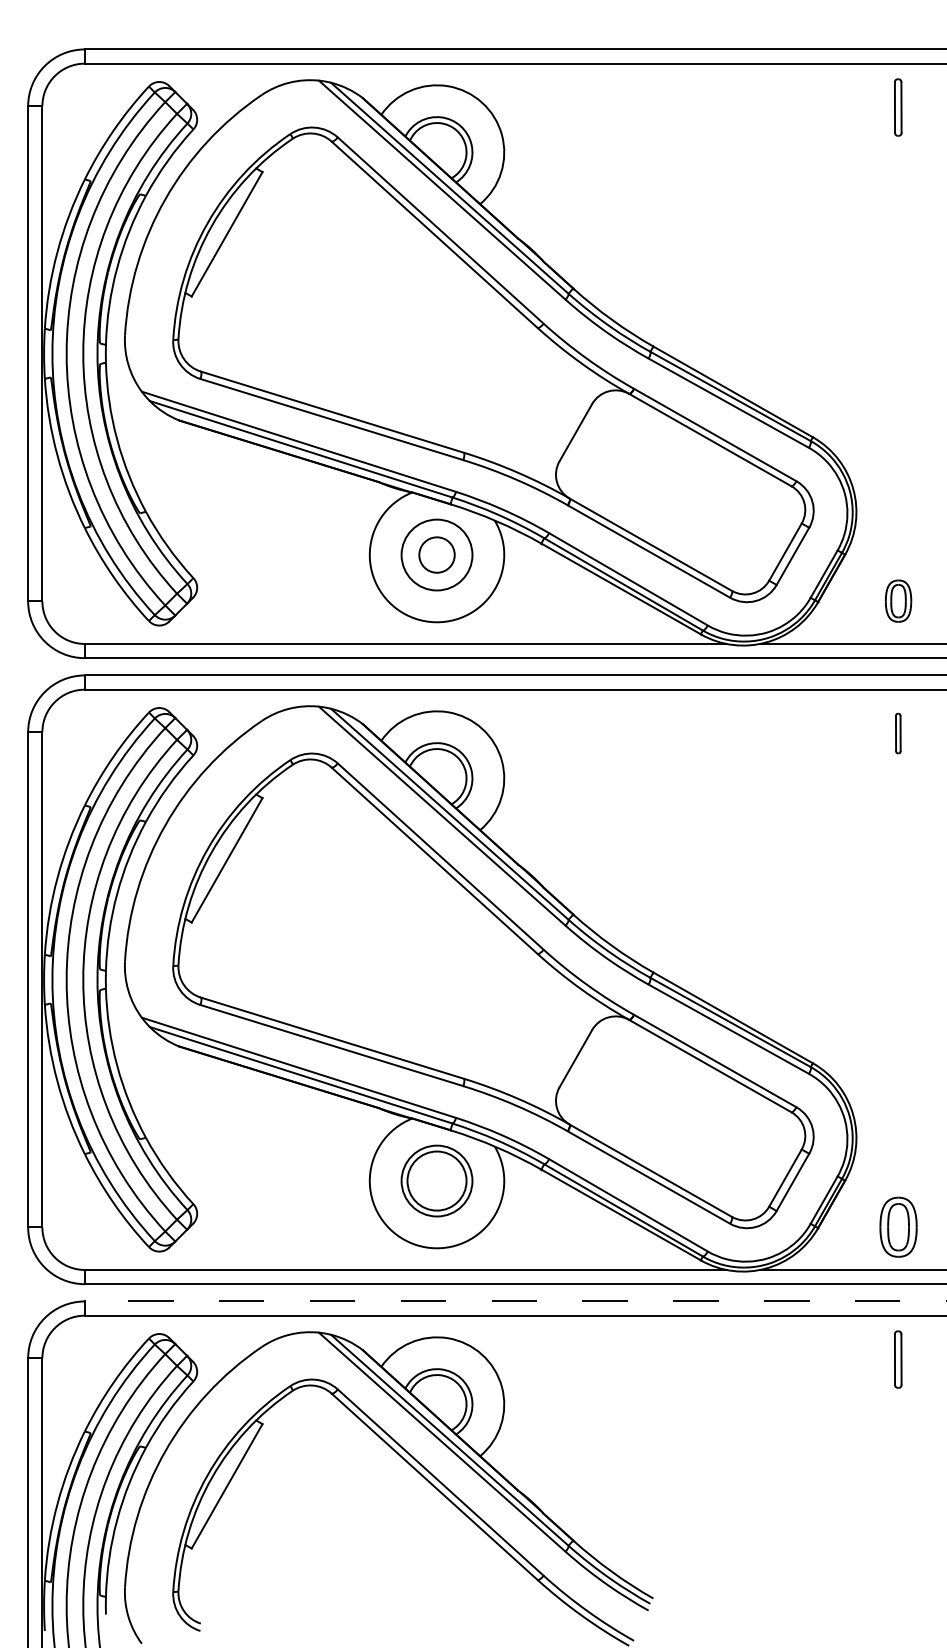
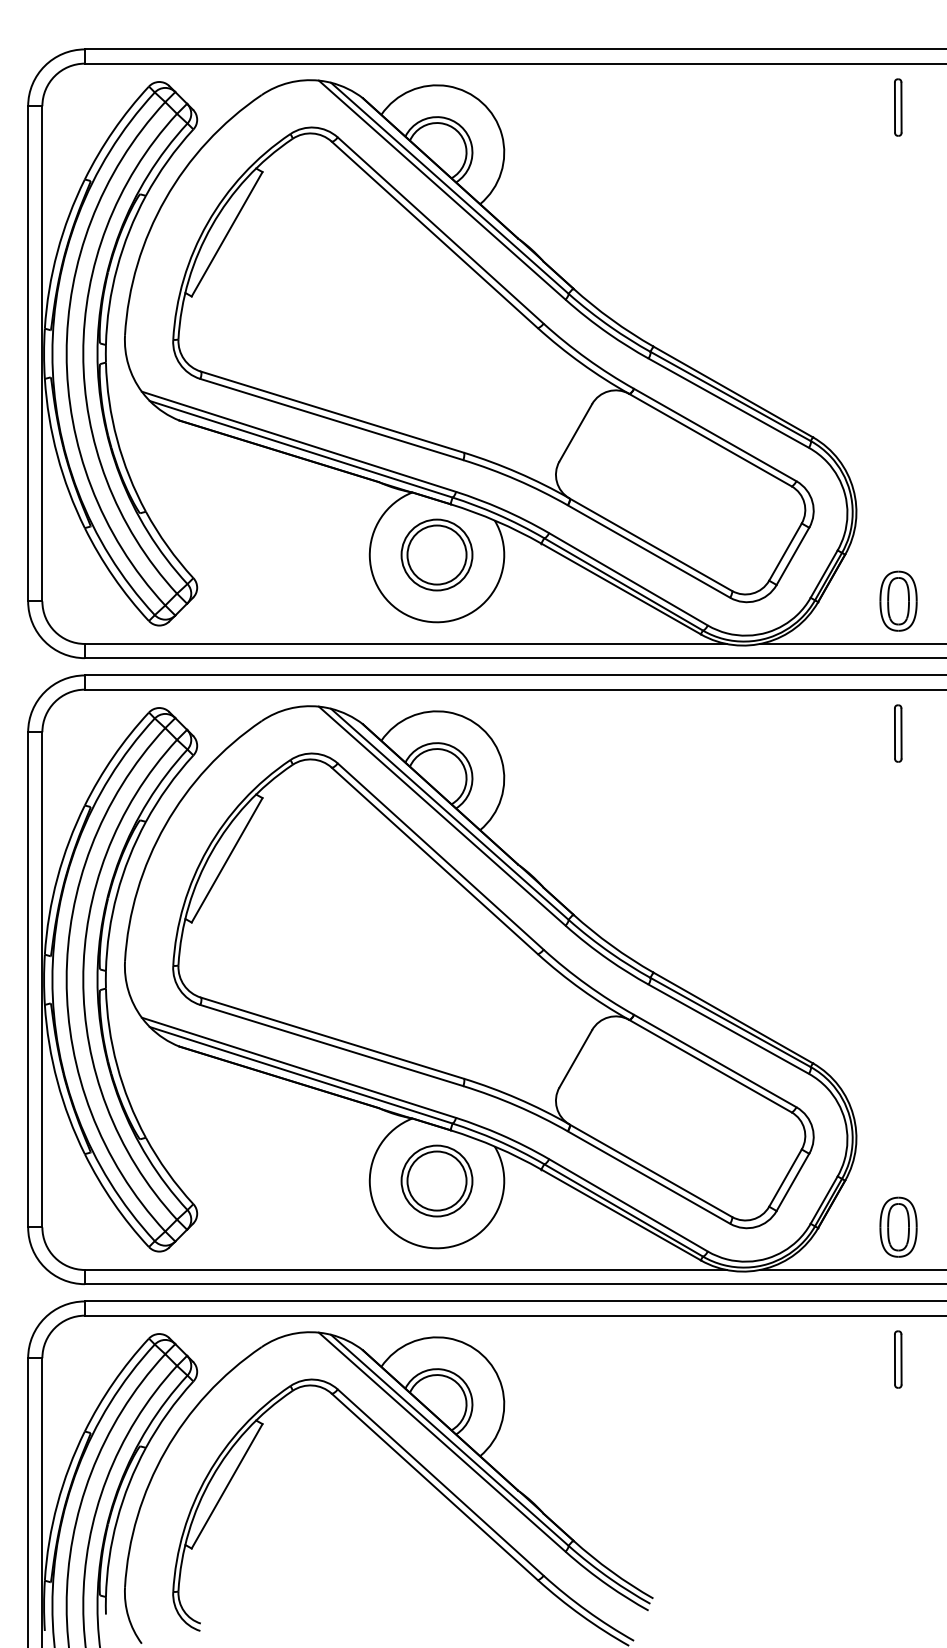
circle diameter: 35 px -> 59 px (436, 554)
part size: 28x44 px -> 39x62 px (898, 600)
part size: 7x43 px -> 9x59 px (898, 733)
line: dashed -> solid (515, 1301)
